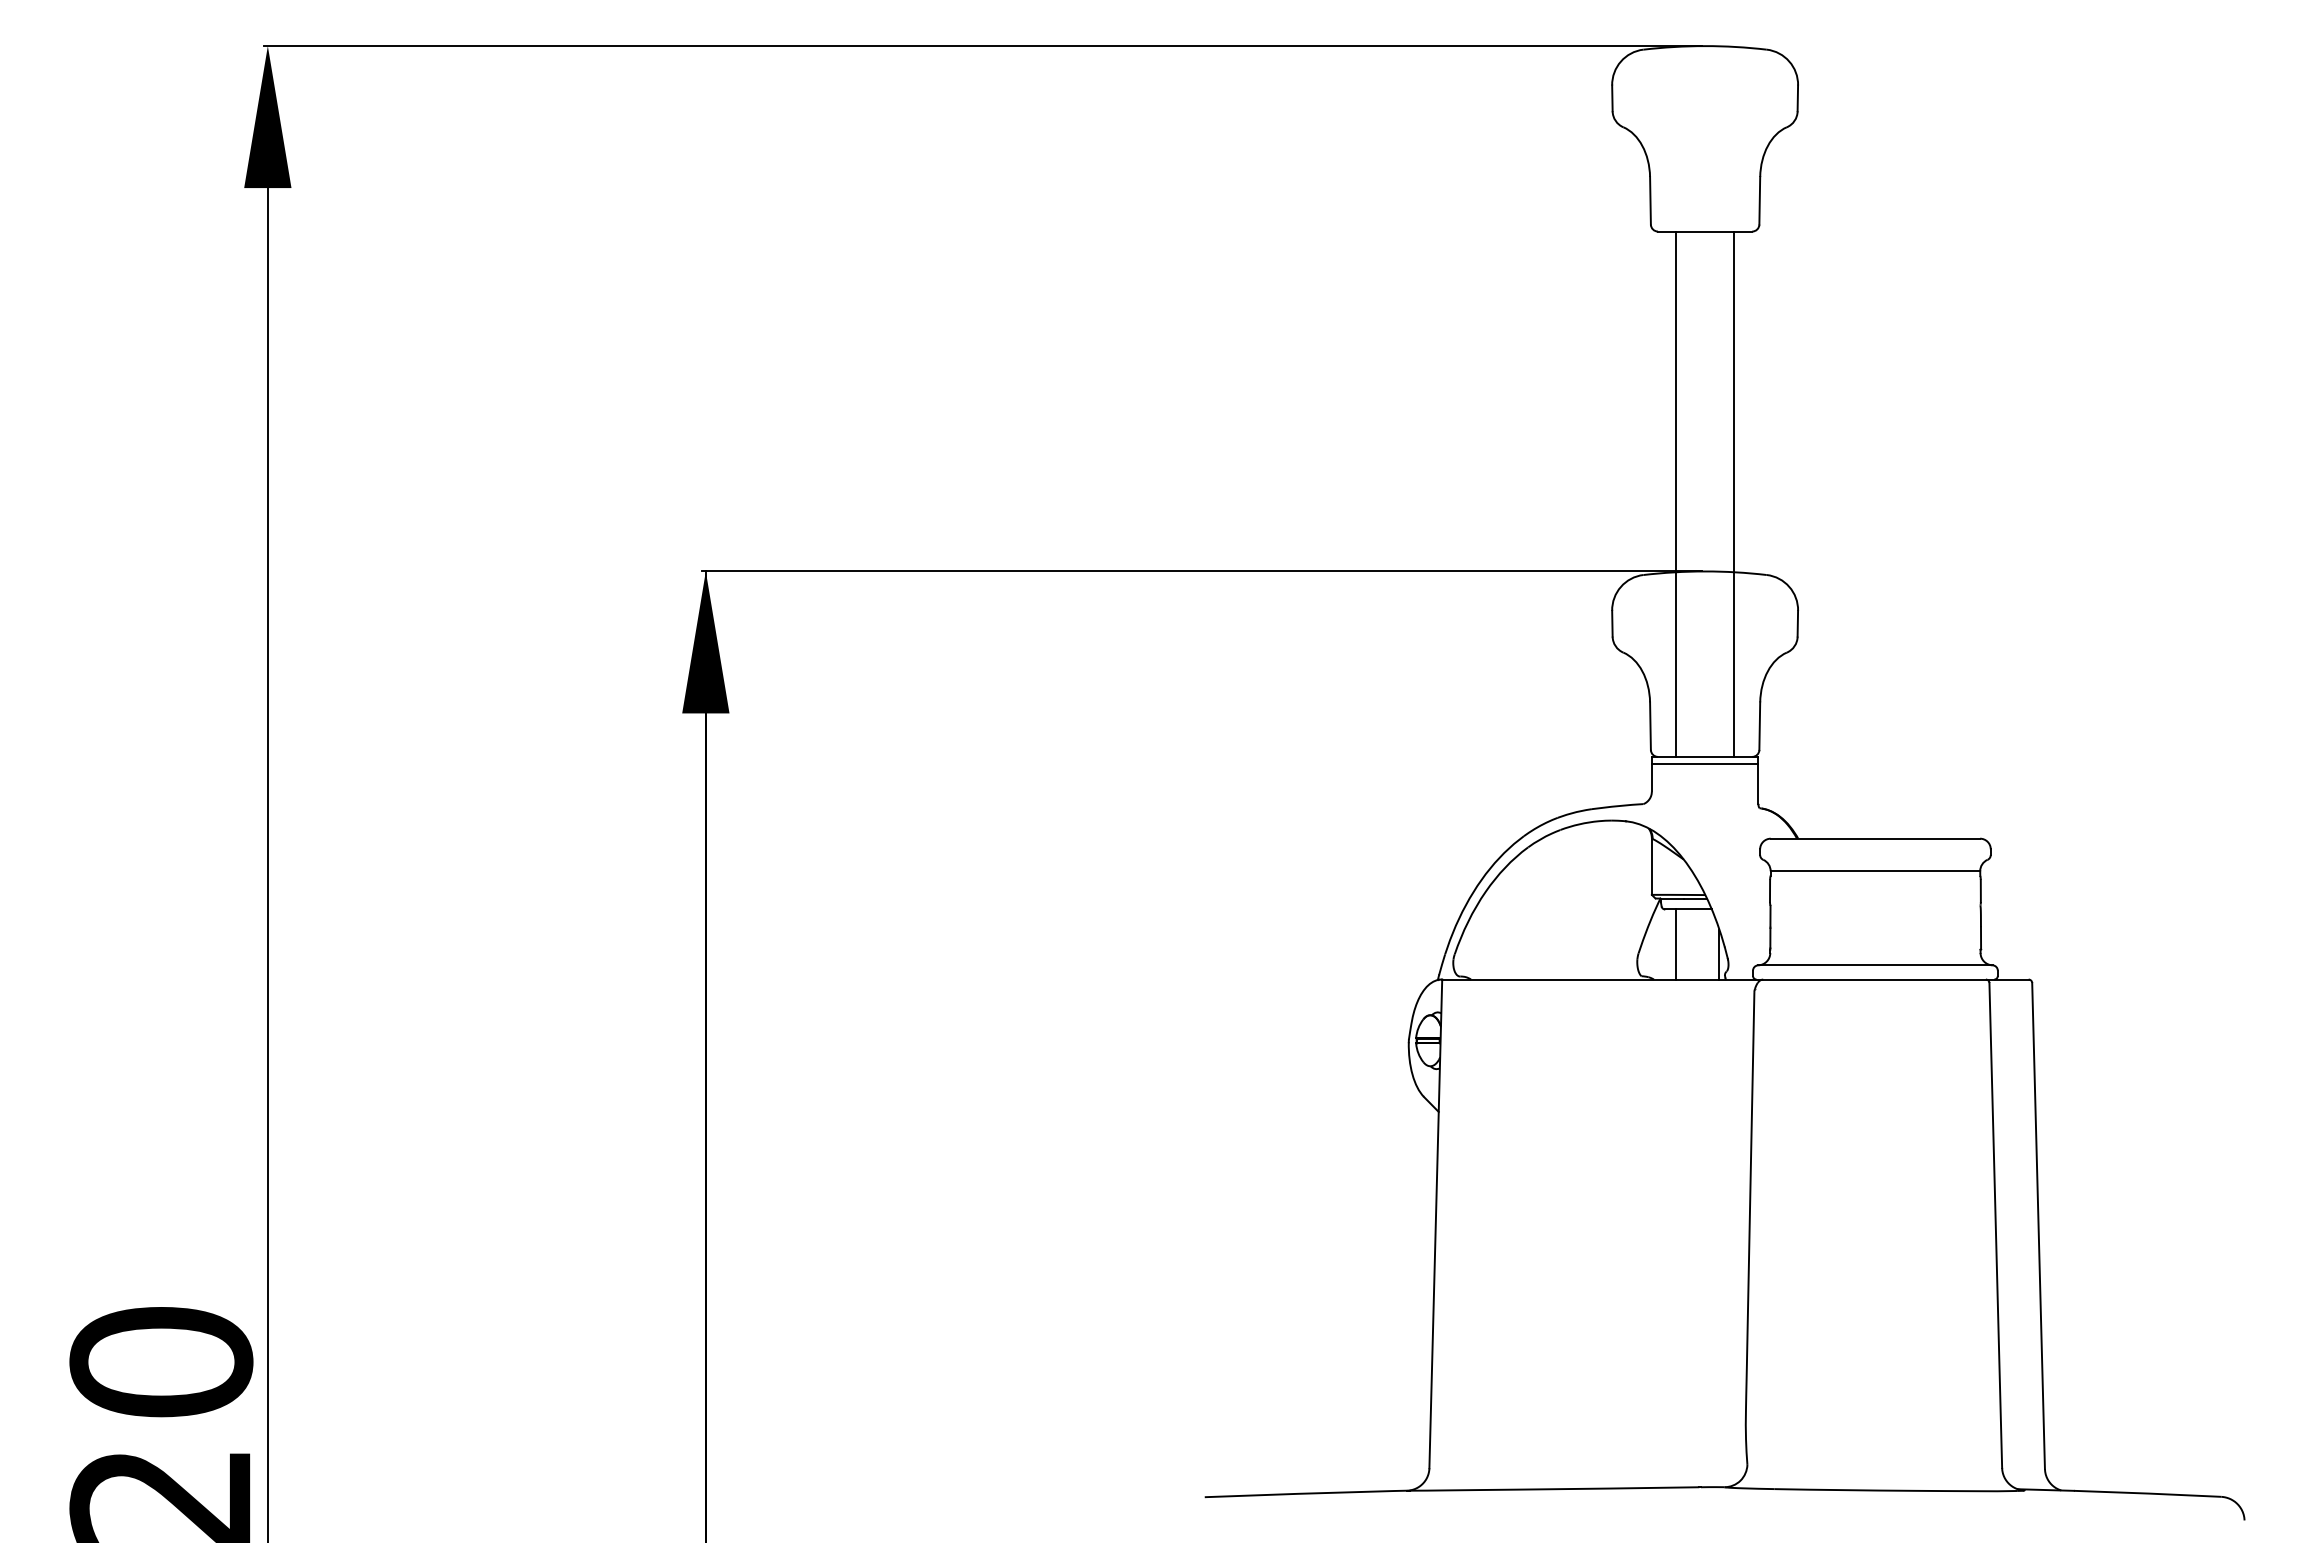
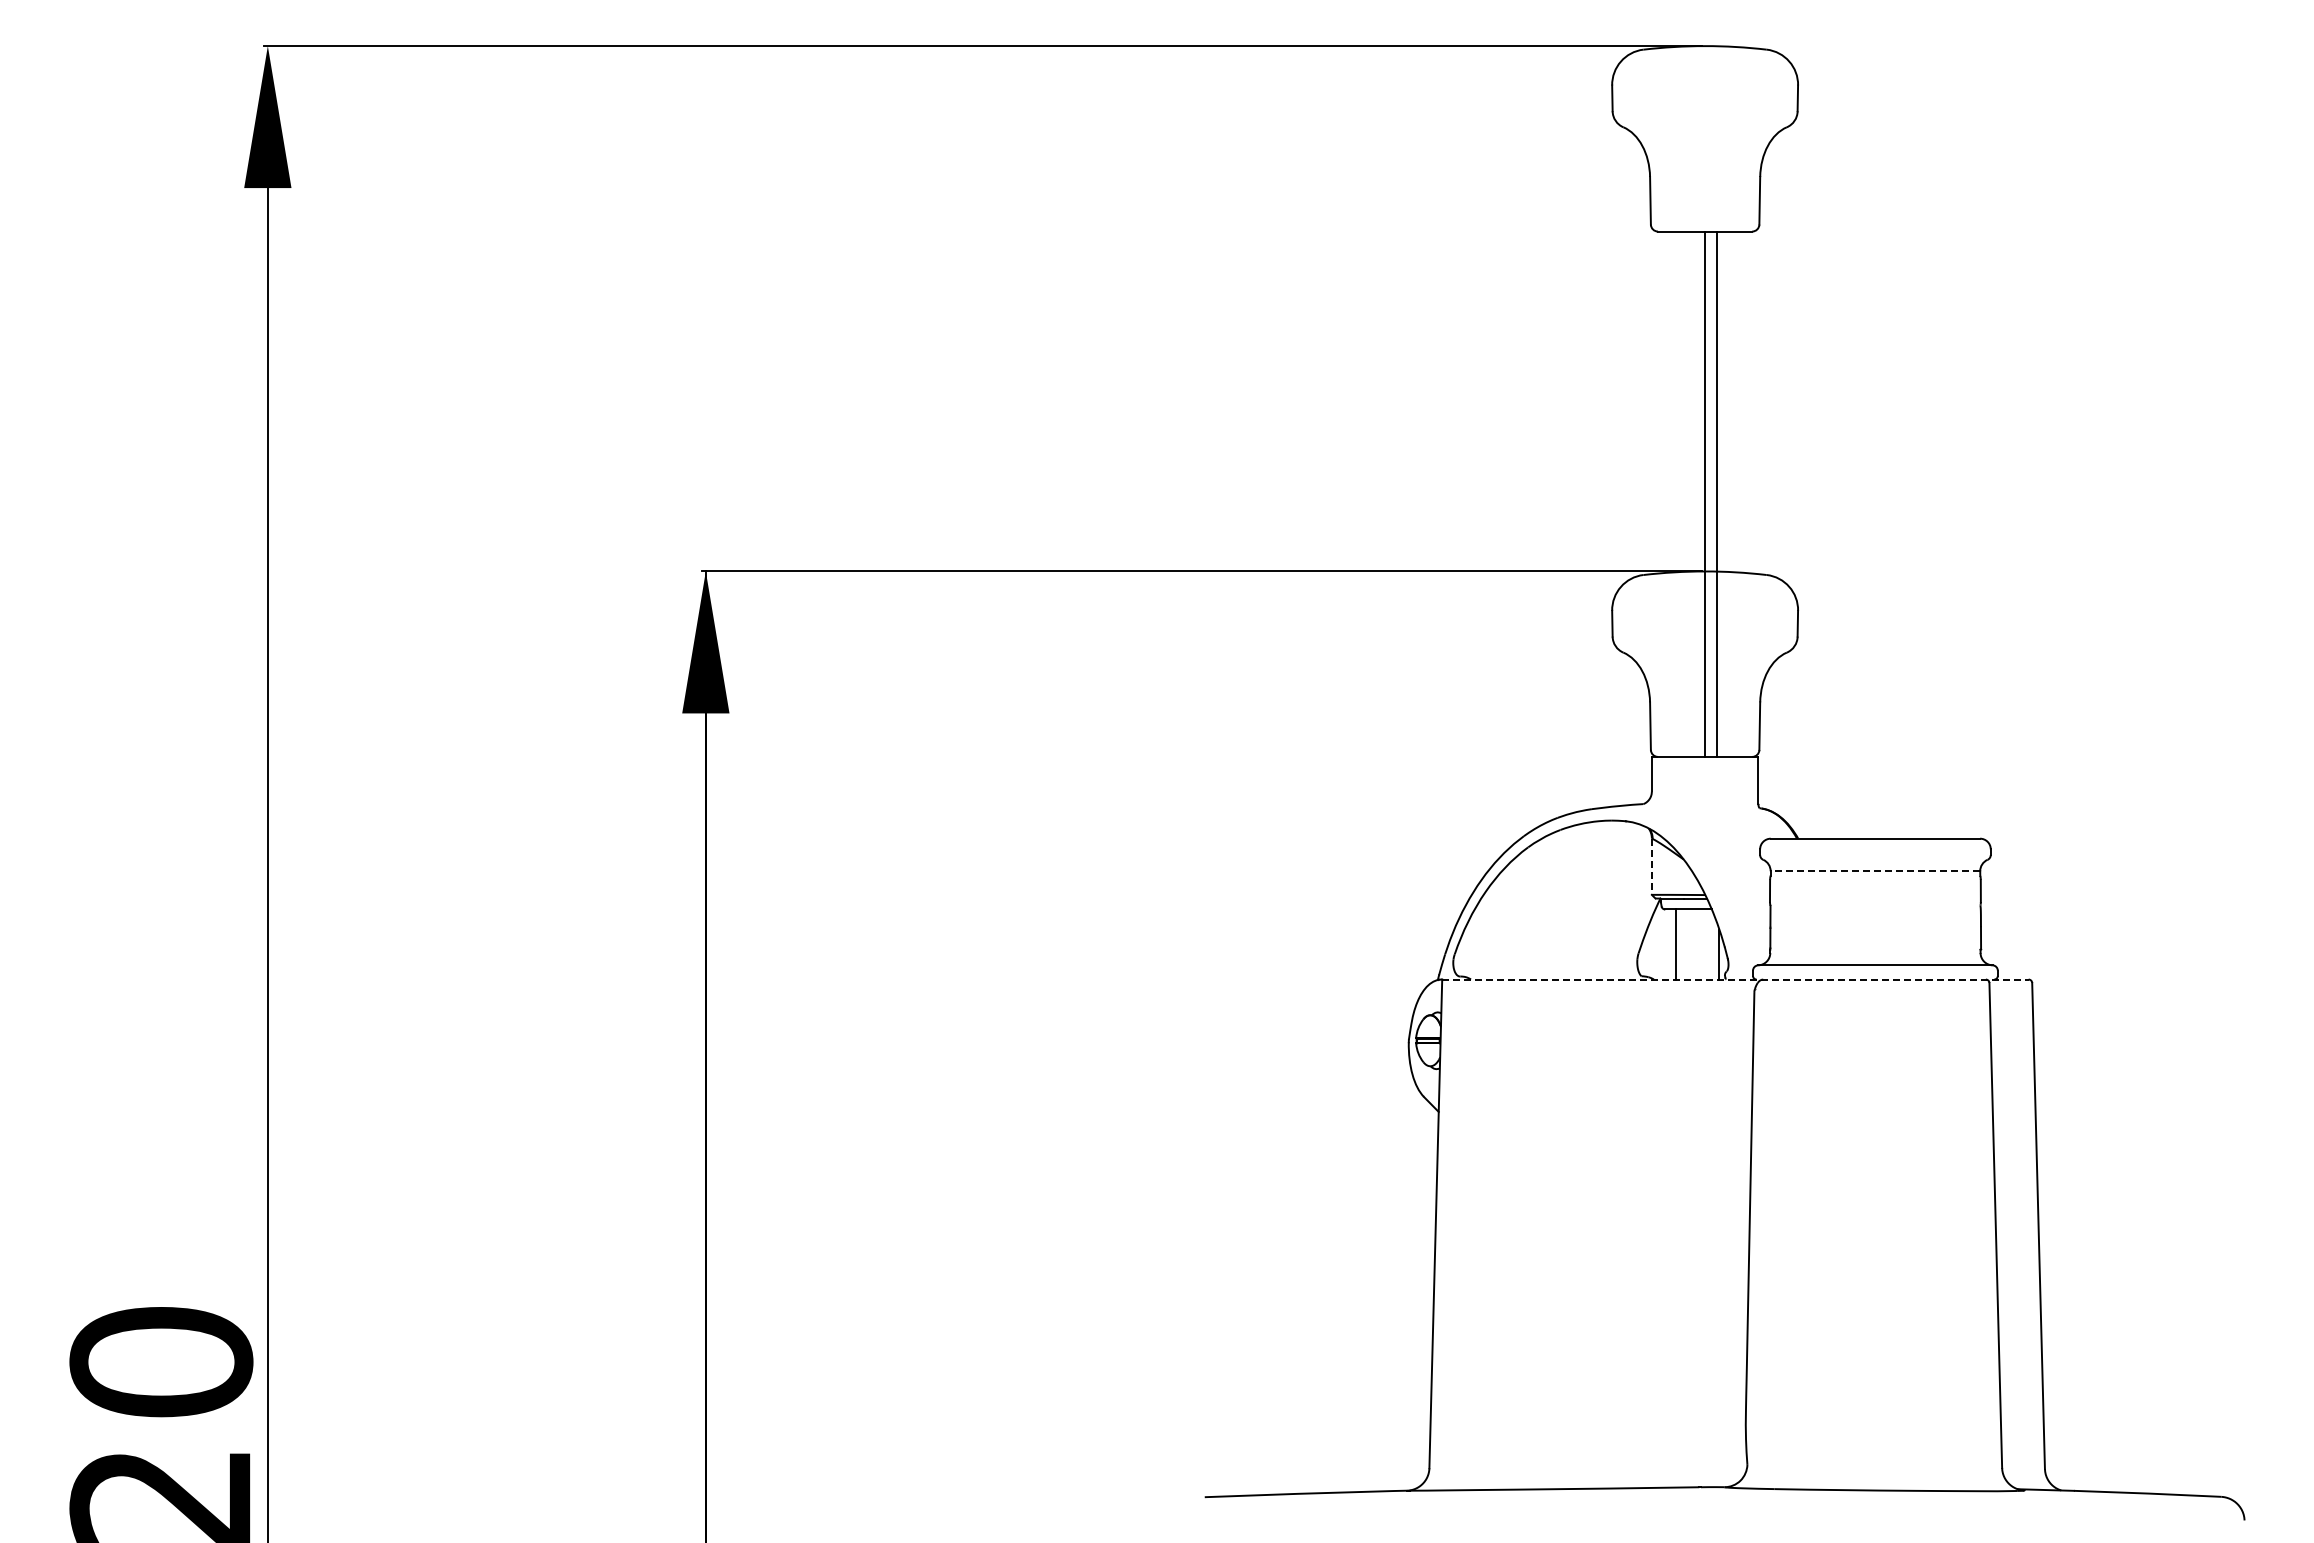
line position: (1676, 493) -> (1705, 493) (1705, 493)
line position: (1733, 493) -> (1716, 493) (1716, 493)
line: present -> none (1704, 764)
line: solid -> dashed (1651, 867)
line: solid -> dashed (1875, 871)
line: solid -> dashed (1735, 979)
